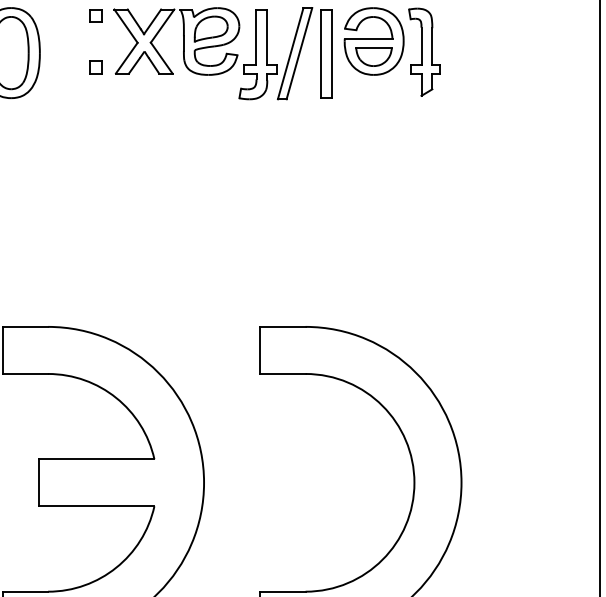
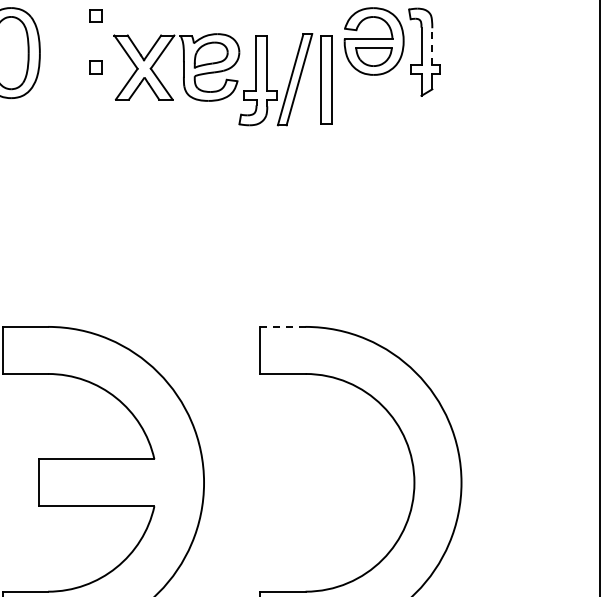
line: solid -> dashed (432, 46)
part position: (222, 53) -> (222, 79) (222, 79)
line: solid -> dashed (282, 326)
